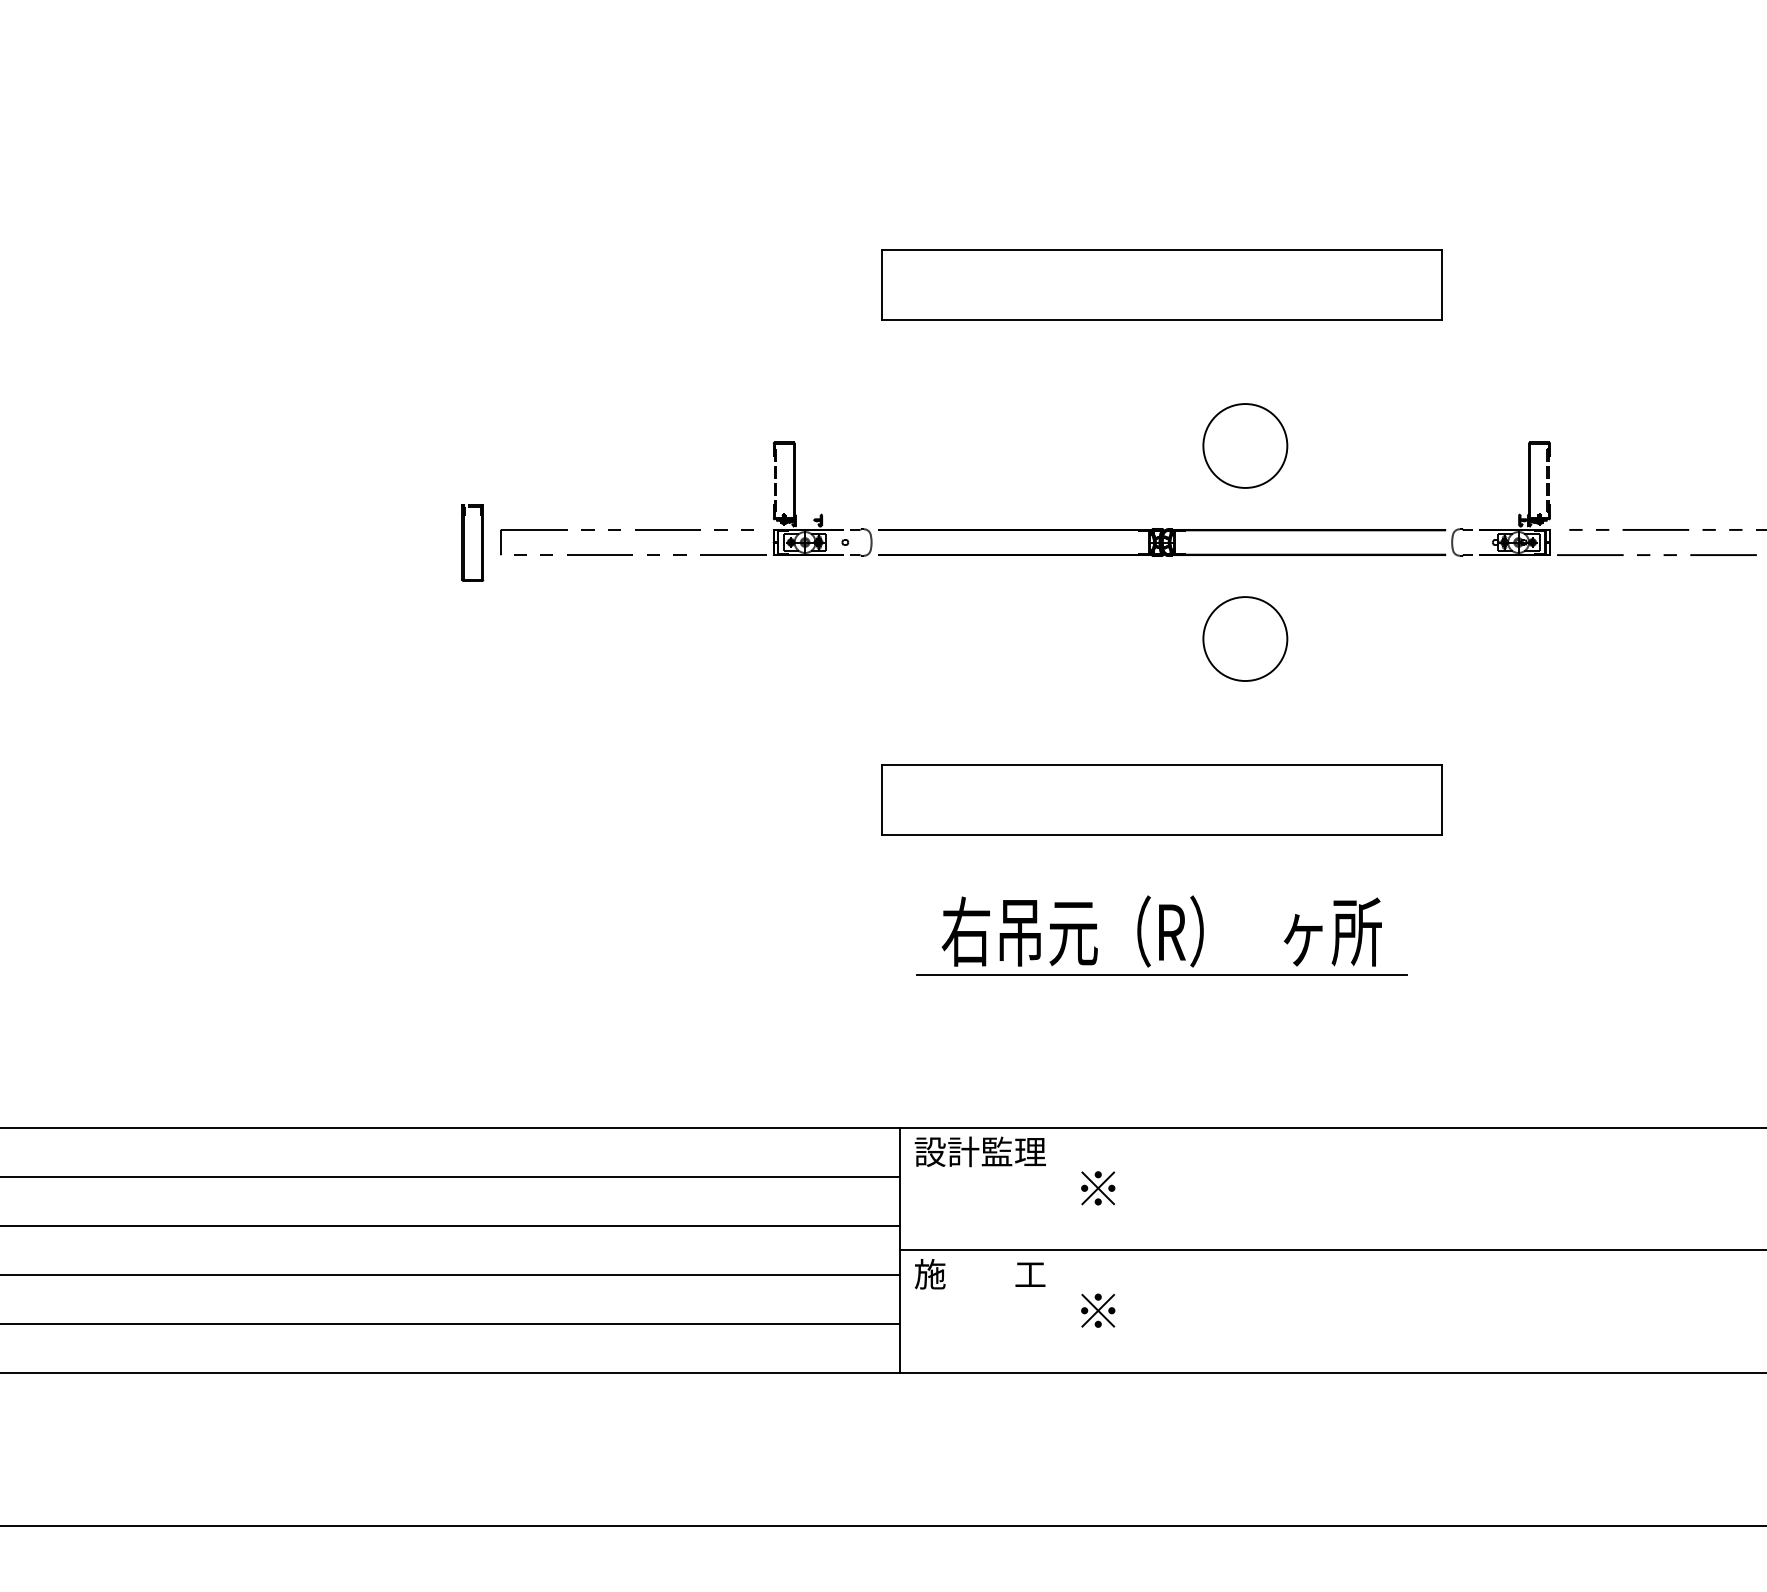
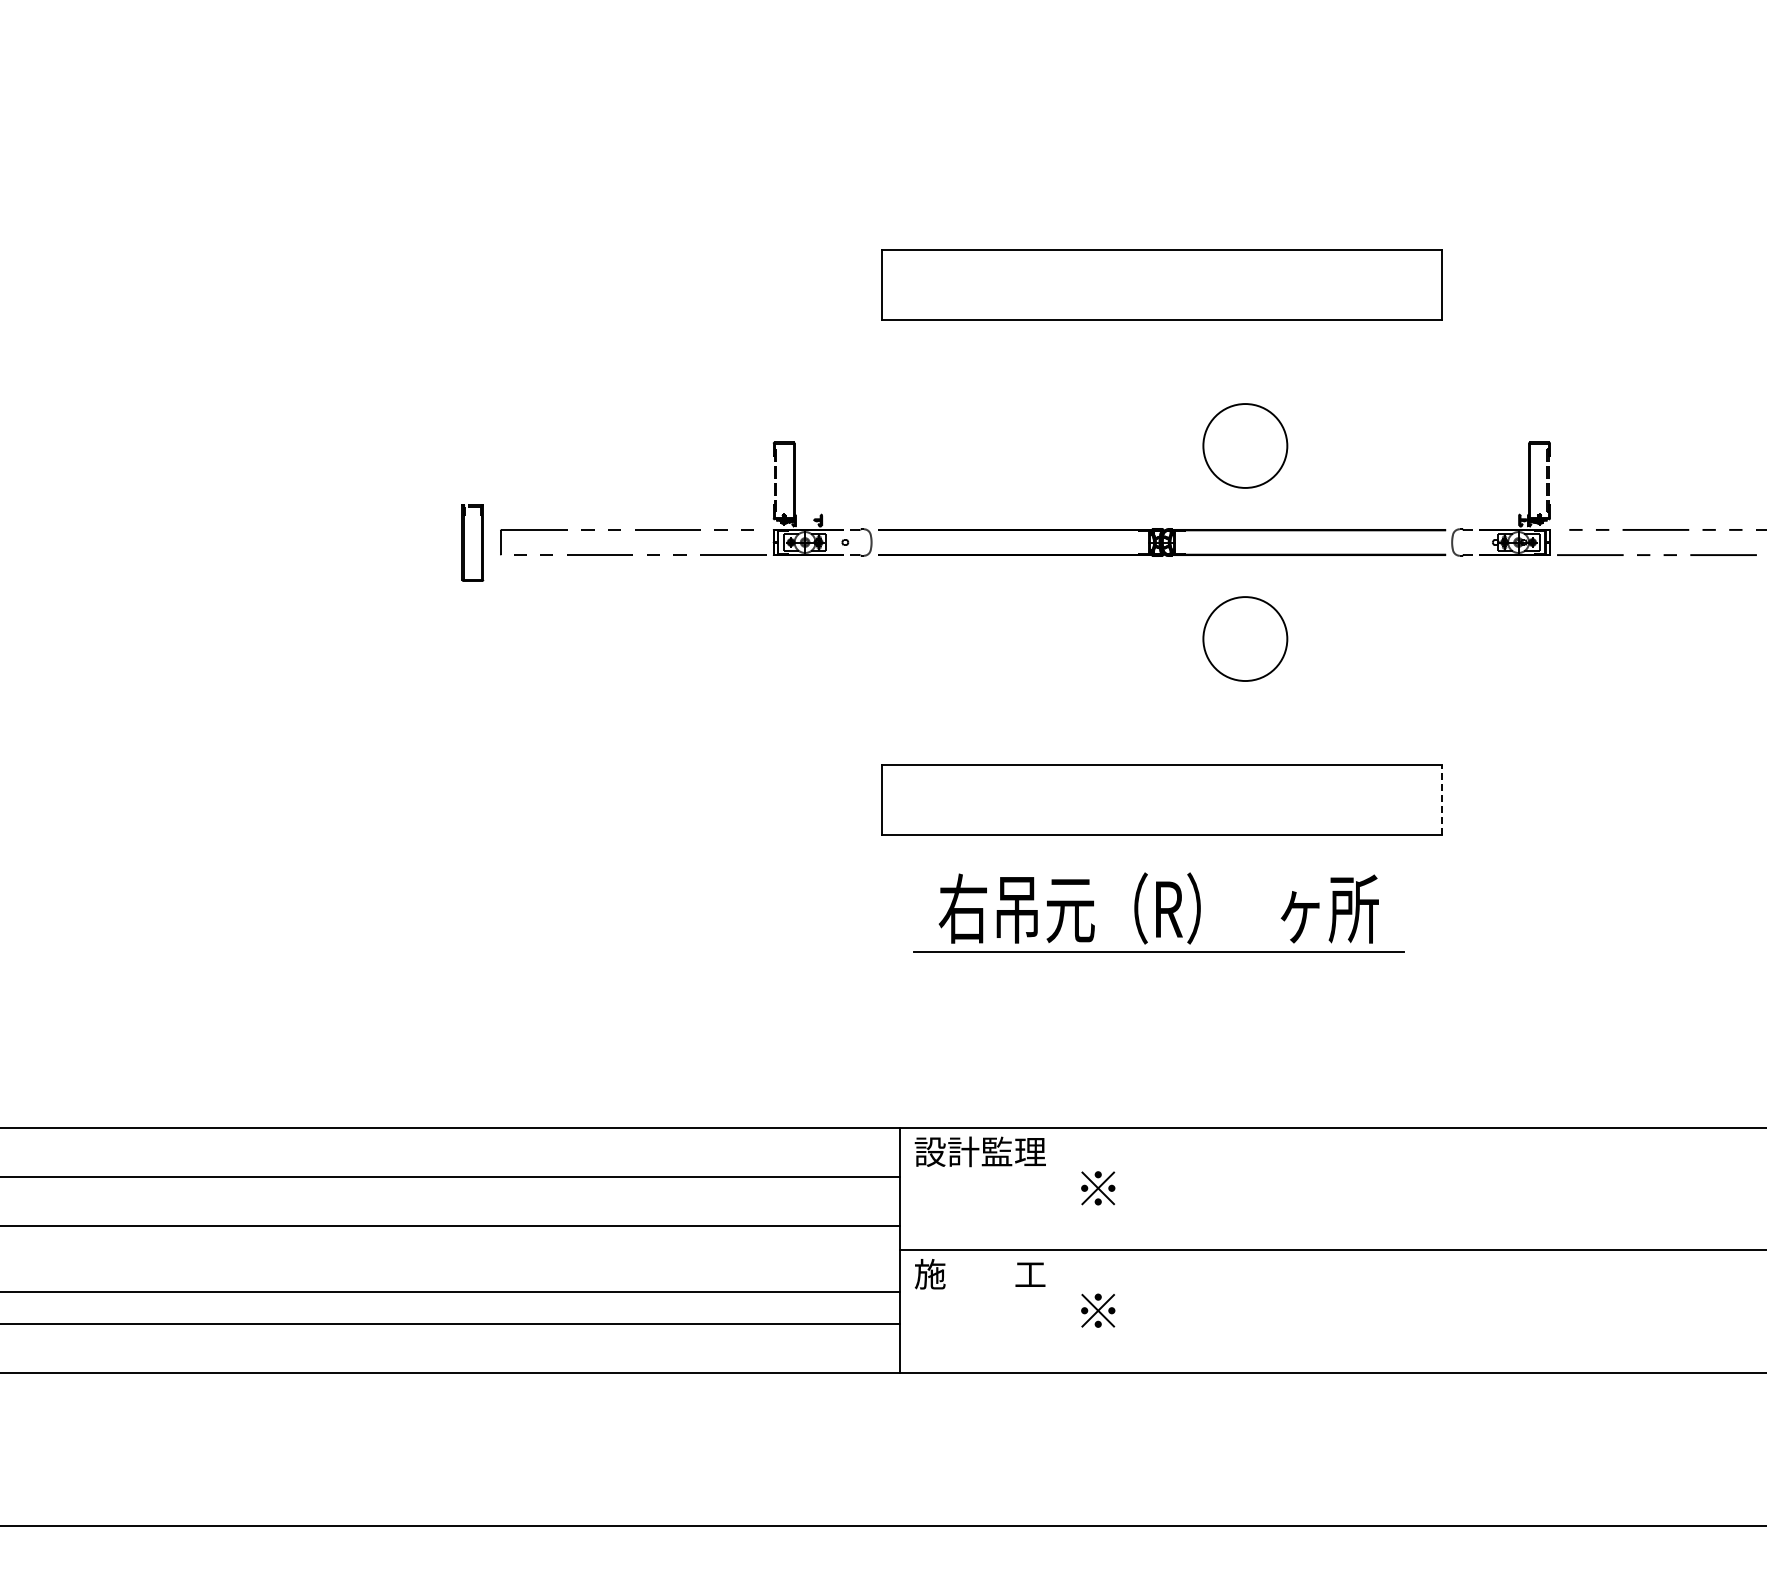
line: solid -> dashed (1441, 799)
part position: (1161, 935) -> (1158, 912) (1158, 912)
line position: (450, 1274) -> (450, 1291) (450, 1291)
